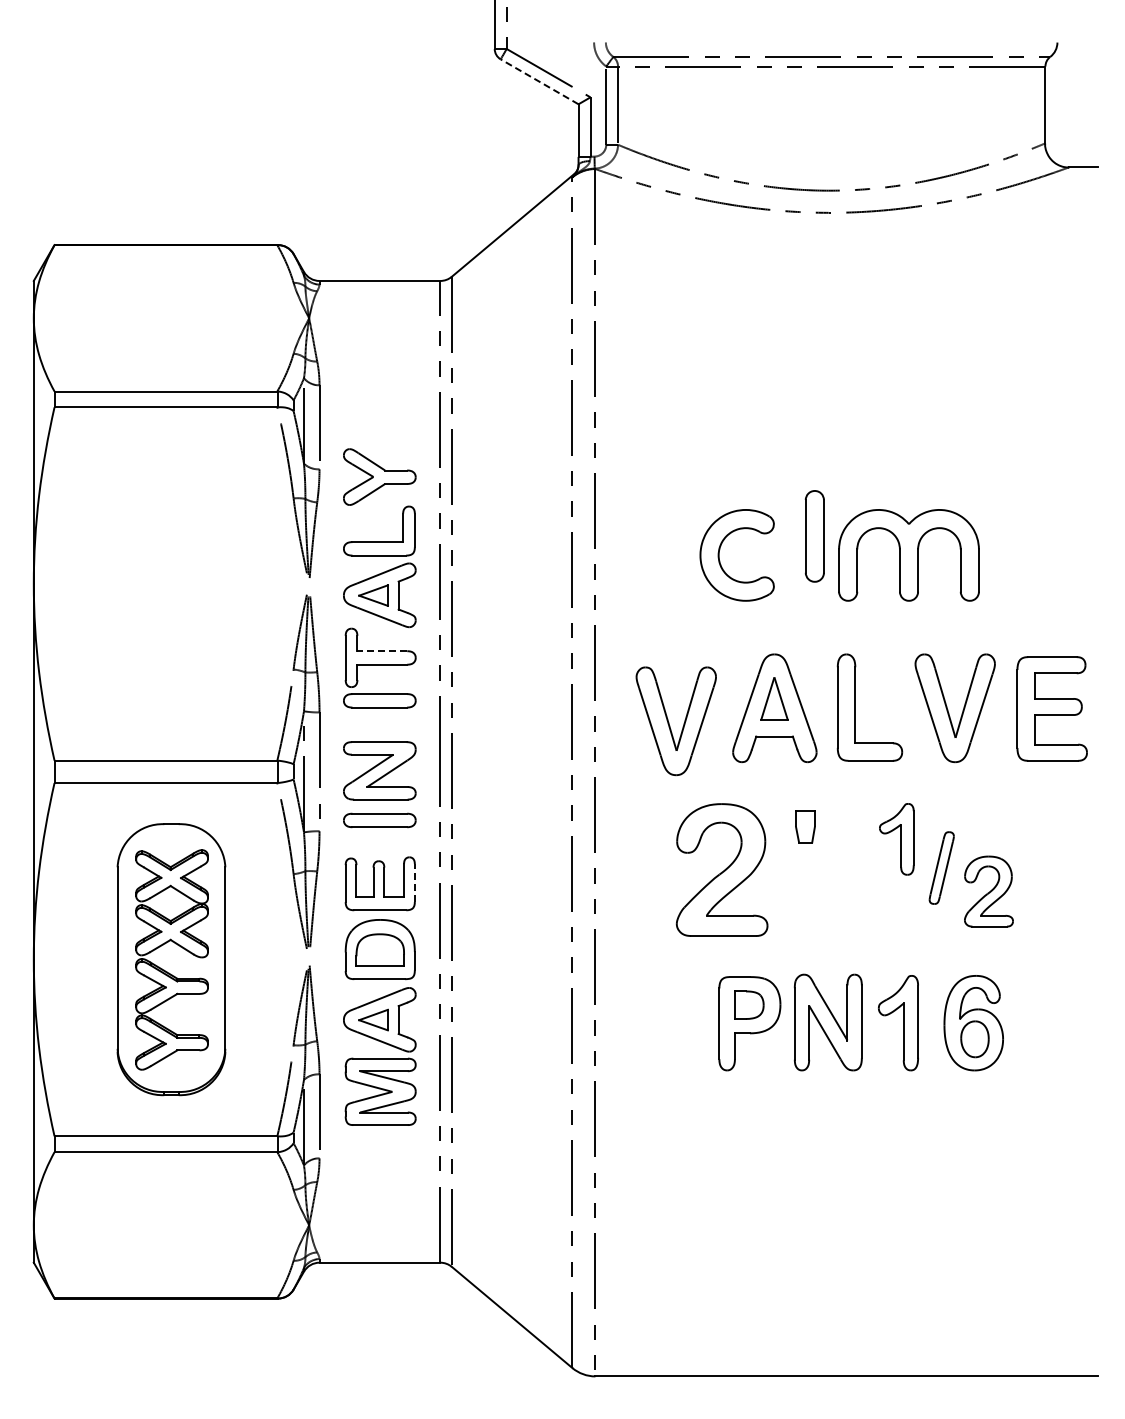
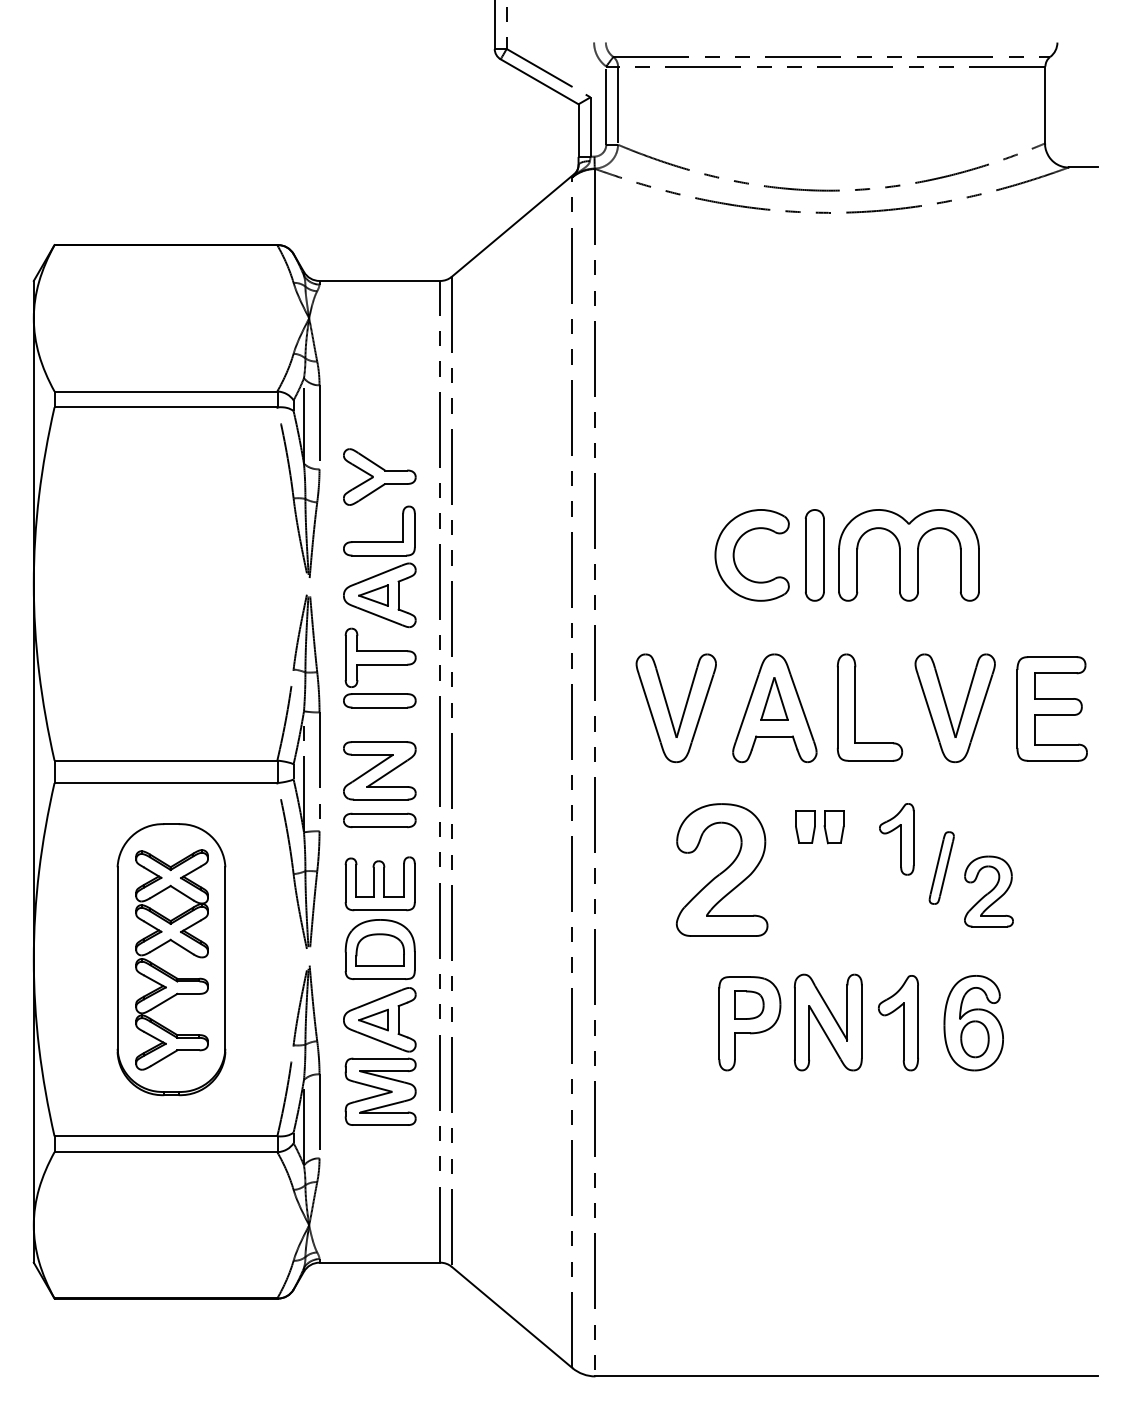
line: dashed -> solid (539, 81)
part position: (814, 536) -> (814, 555) (814, 555)
part position: (720, 560) -> (735, 560) (735, 560)
line: dashed -> solid (382, 651)
part position: (669, 722) -> (669, 709) (669, 709)
part: none -> present (833, 827)
line: dashed -> solid (414, 883)
